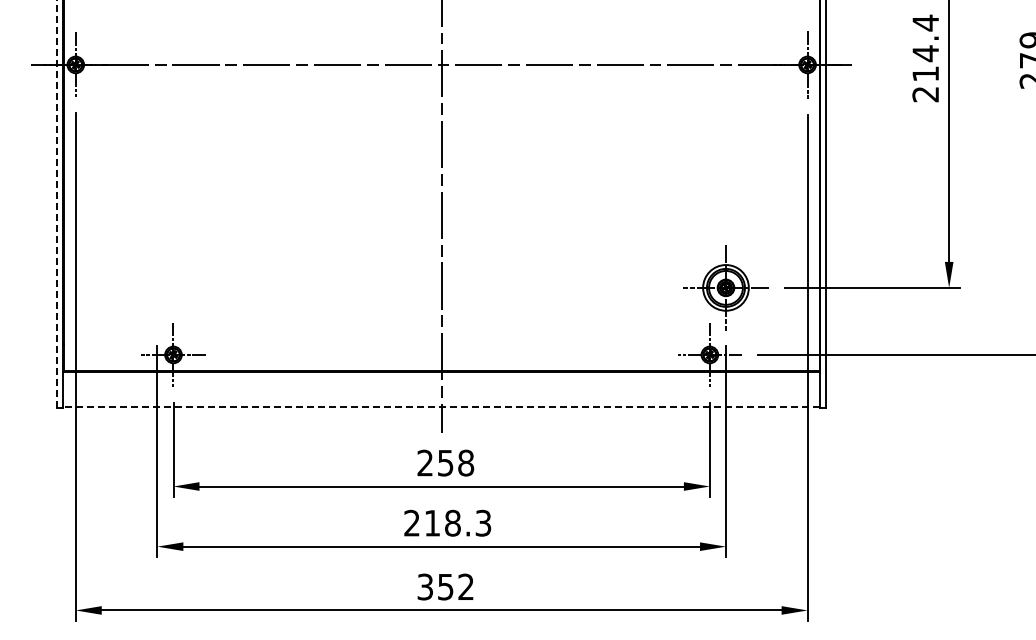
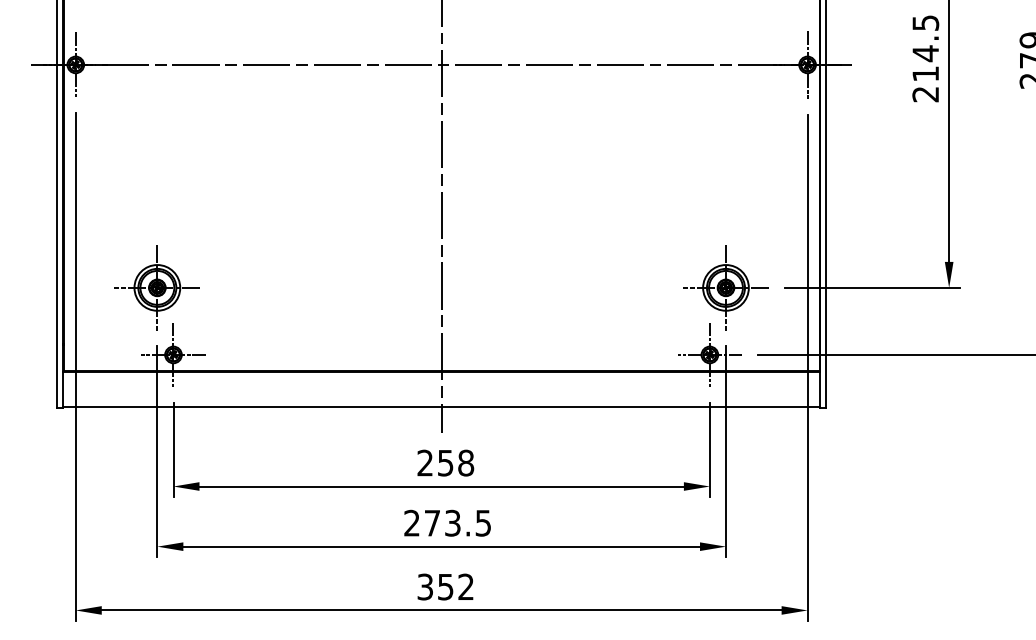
text: 214.4 -> 214.5 (925, 22)
line: dashed -> solid (57, 204)
part: none -> present (156, 287)
line: dashed -> solid (441, 406)
text: 218.3 -> 273.5 (458, 522)
